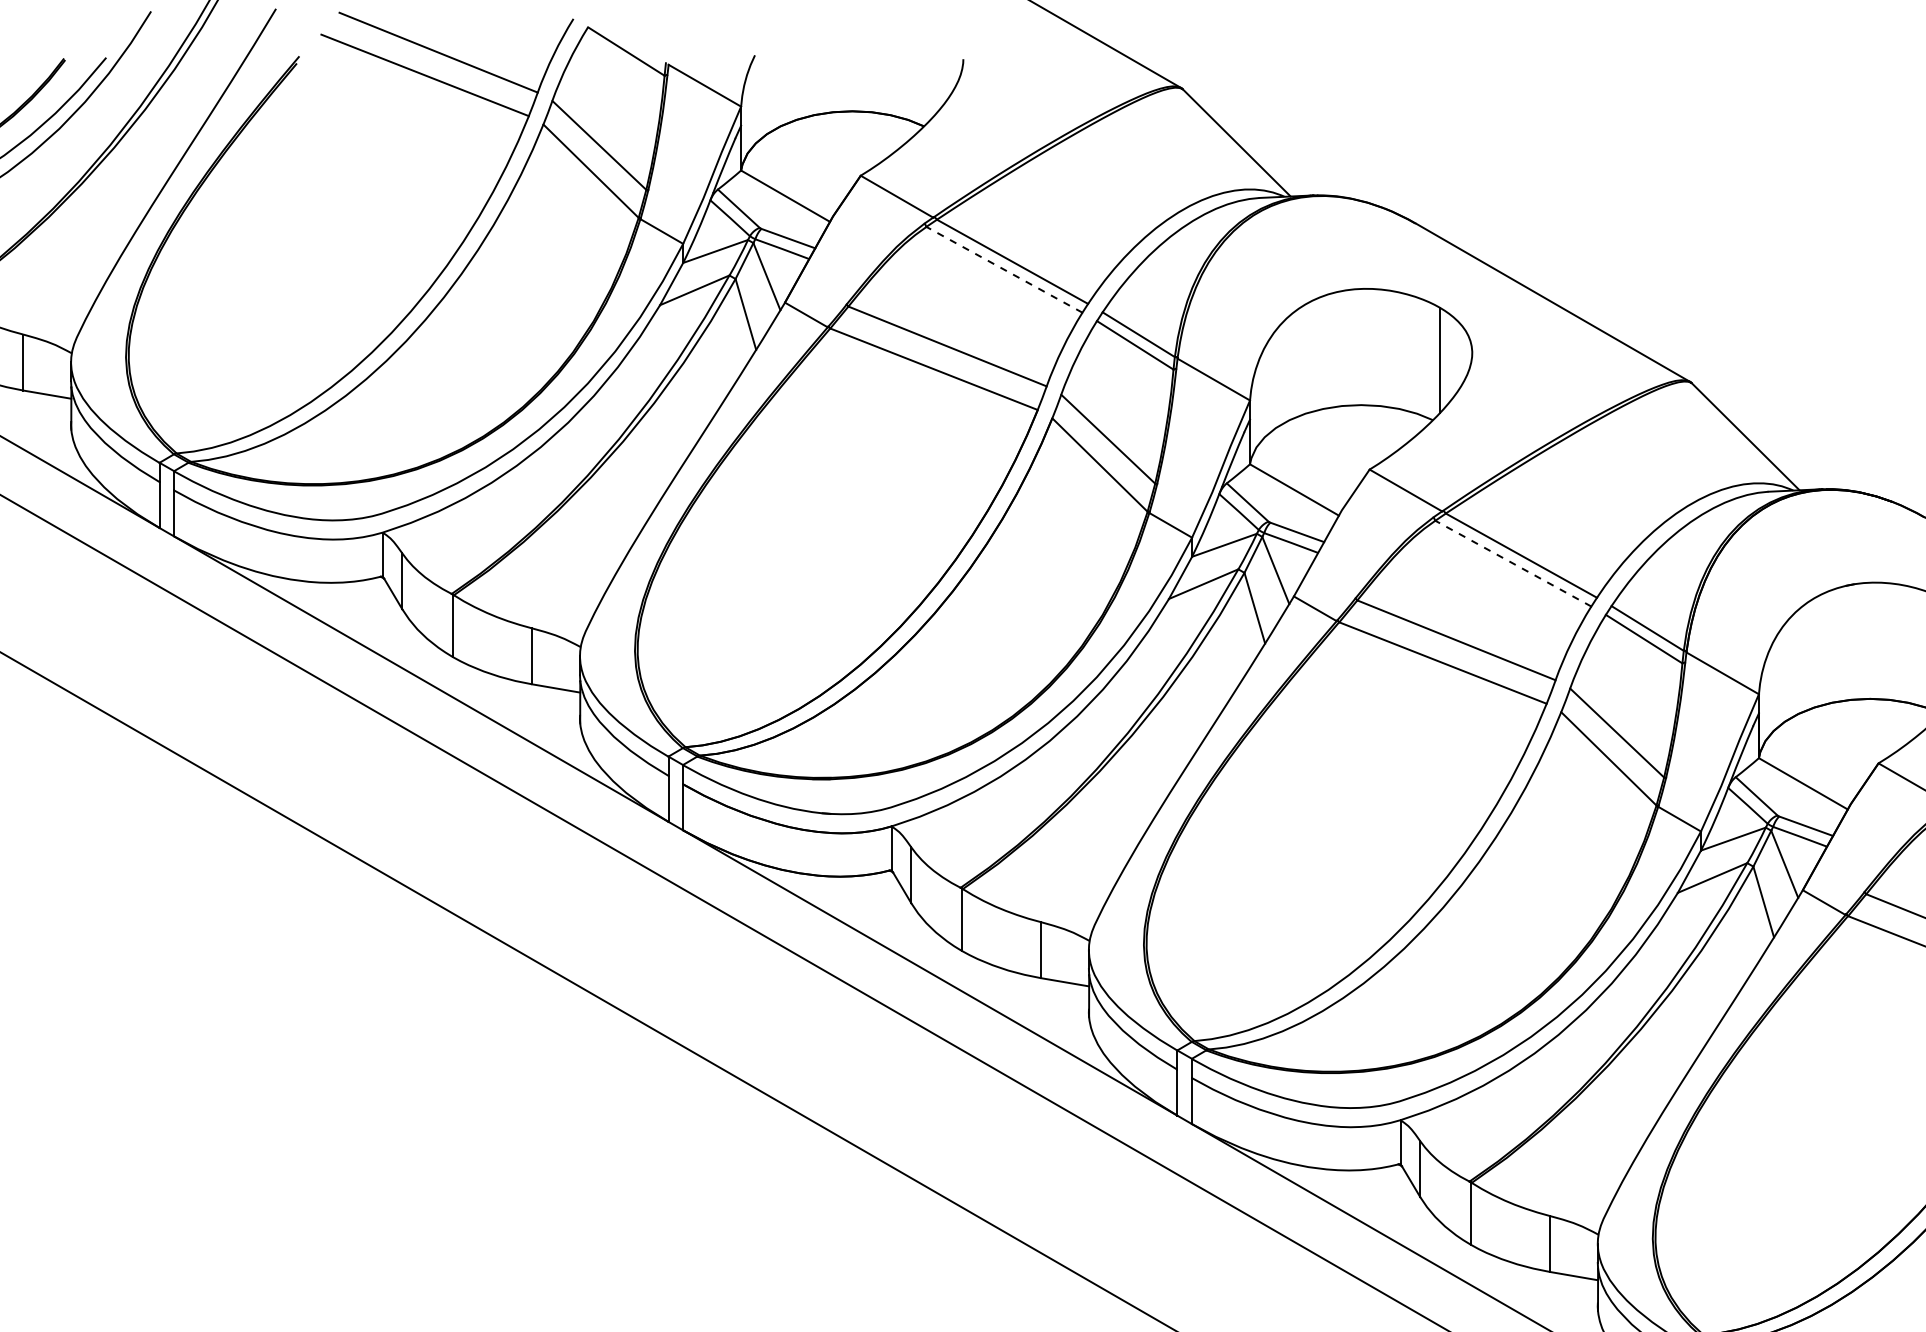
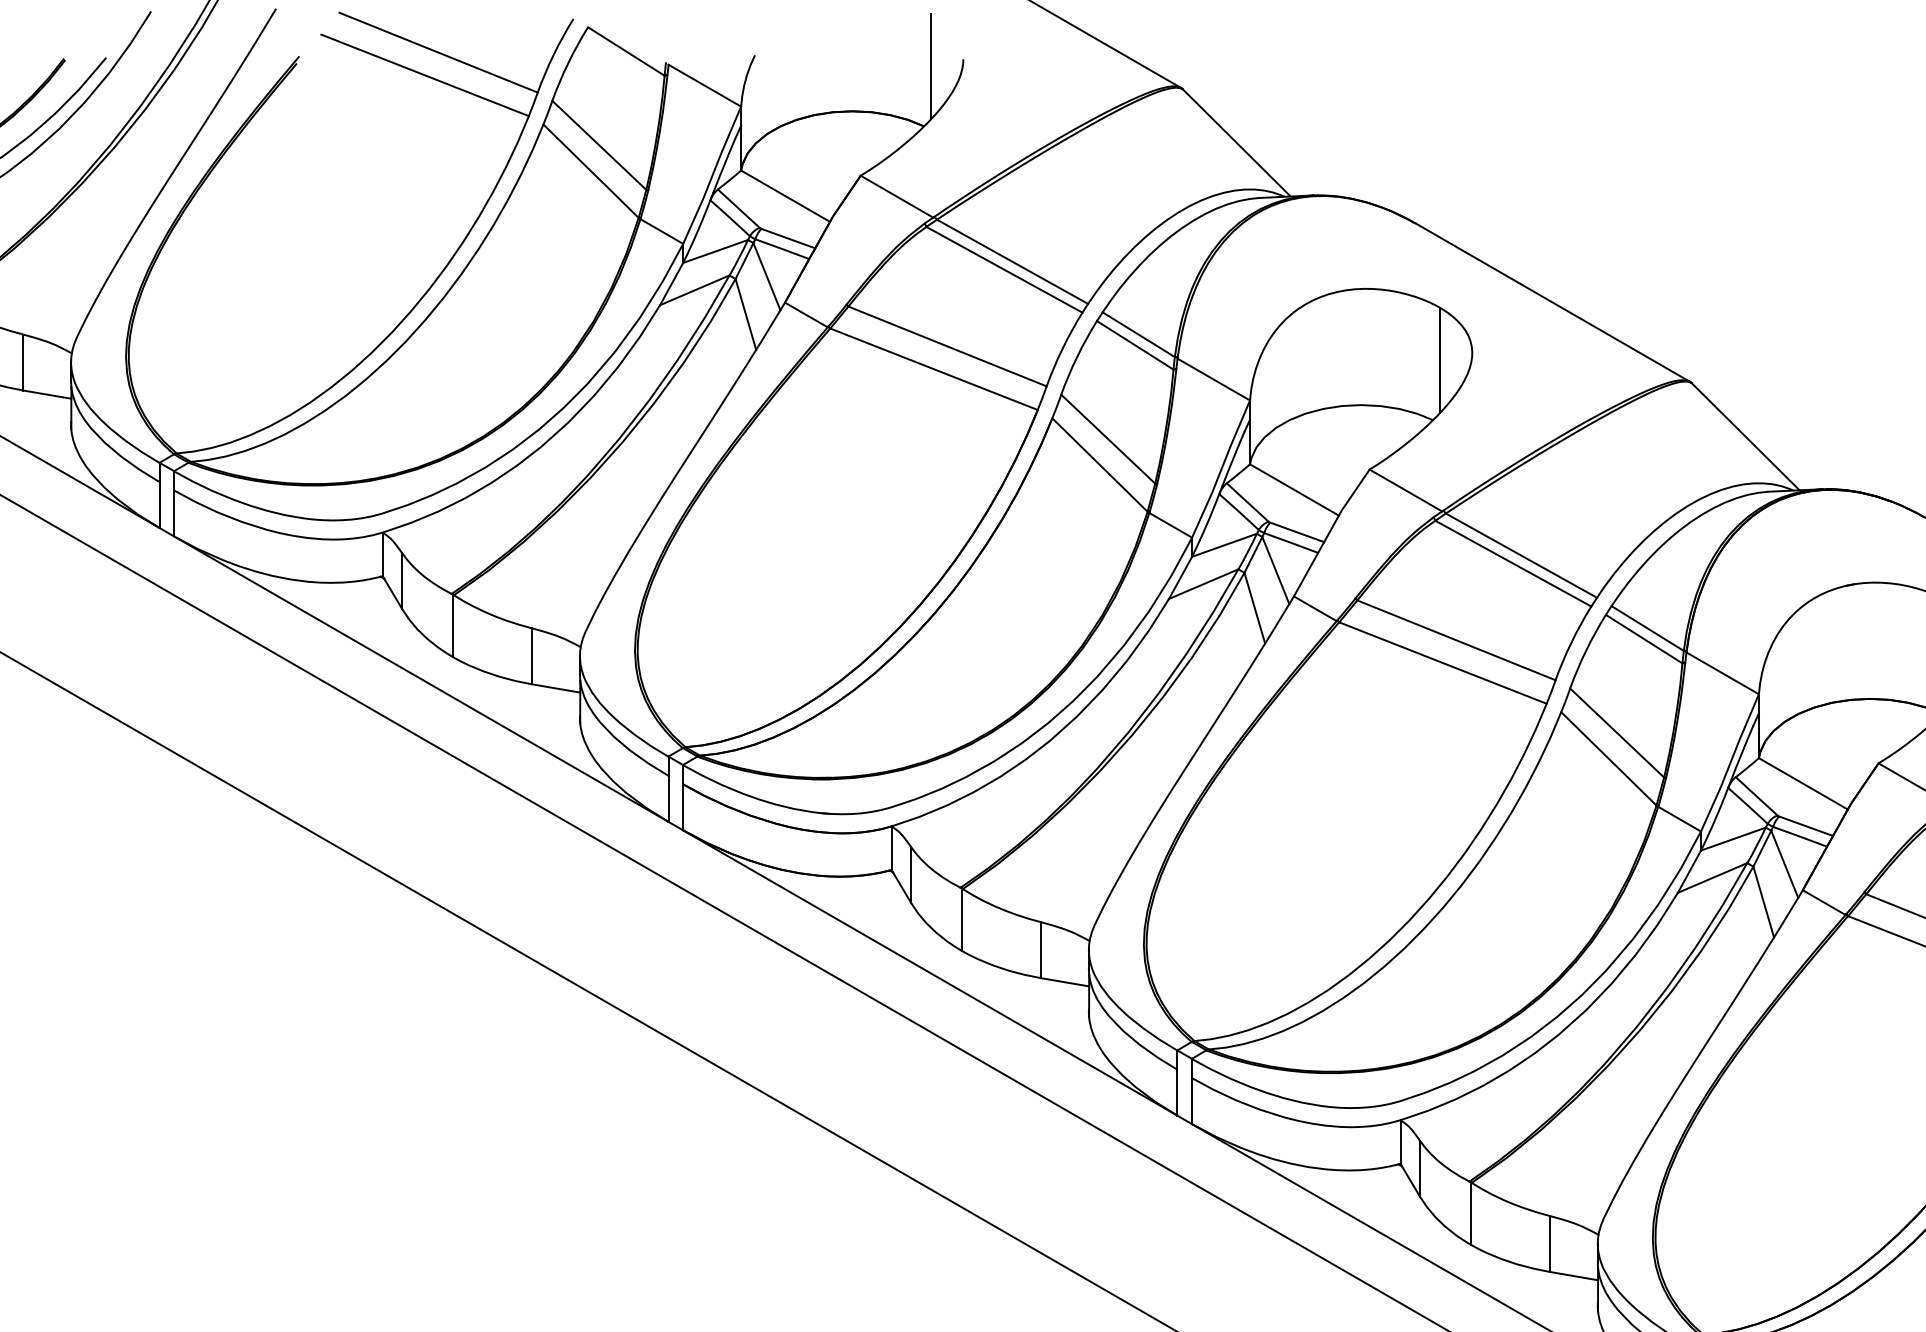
line: none -> present (930, 66)
line: dashed -> solid (1004, 269)
line: dashed -> solid (1512, 563)
